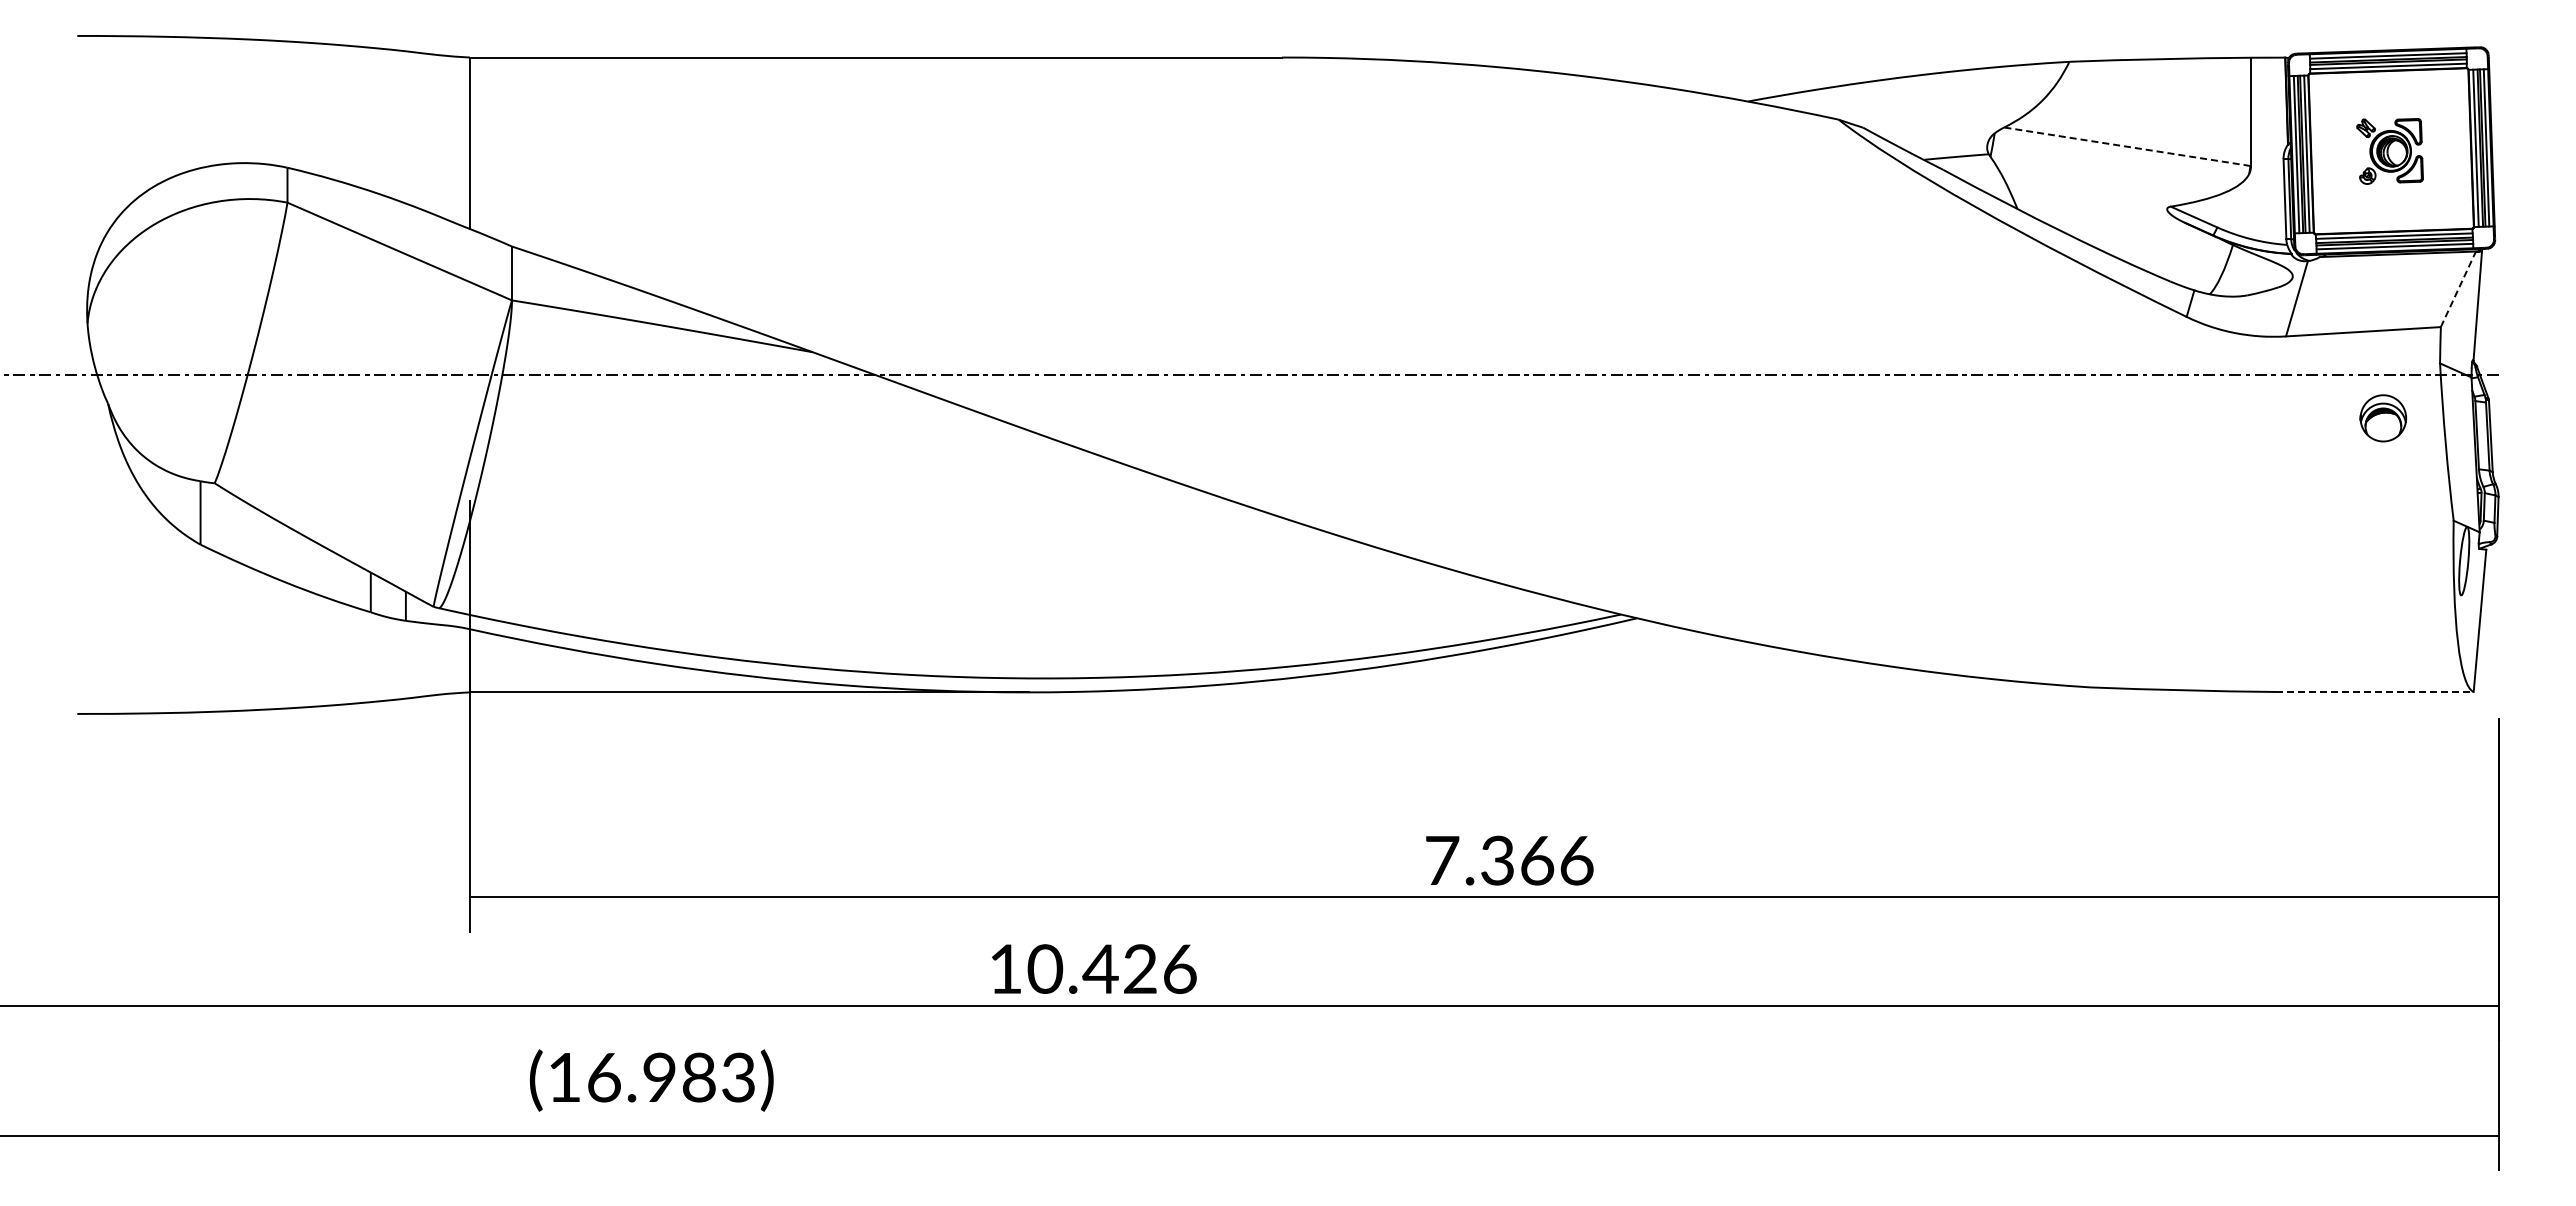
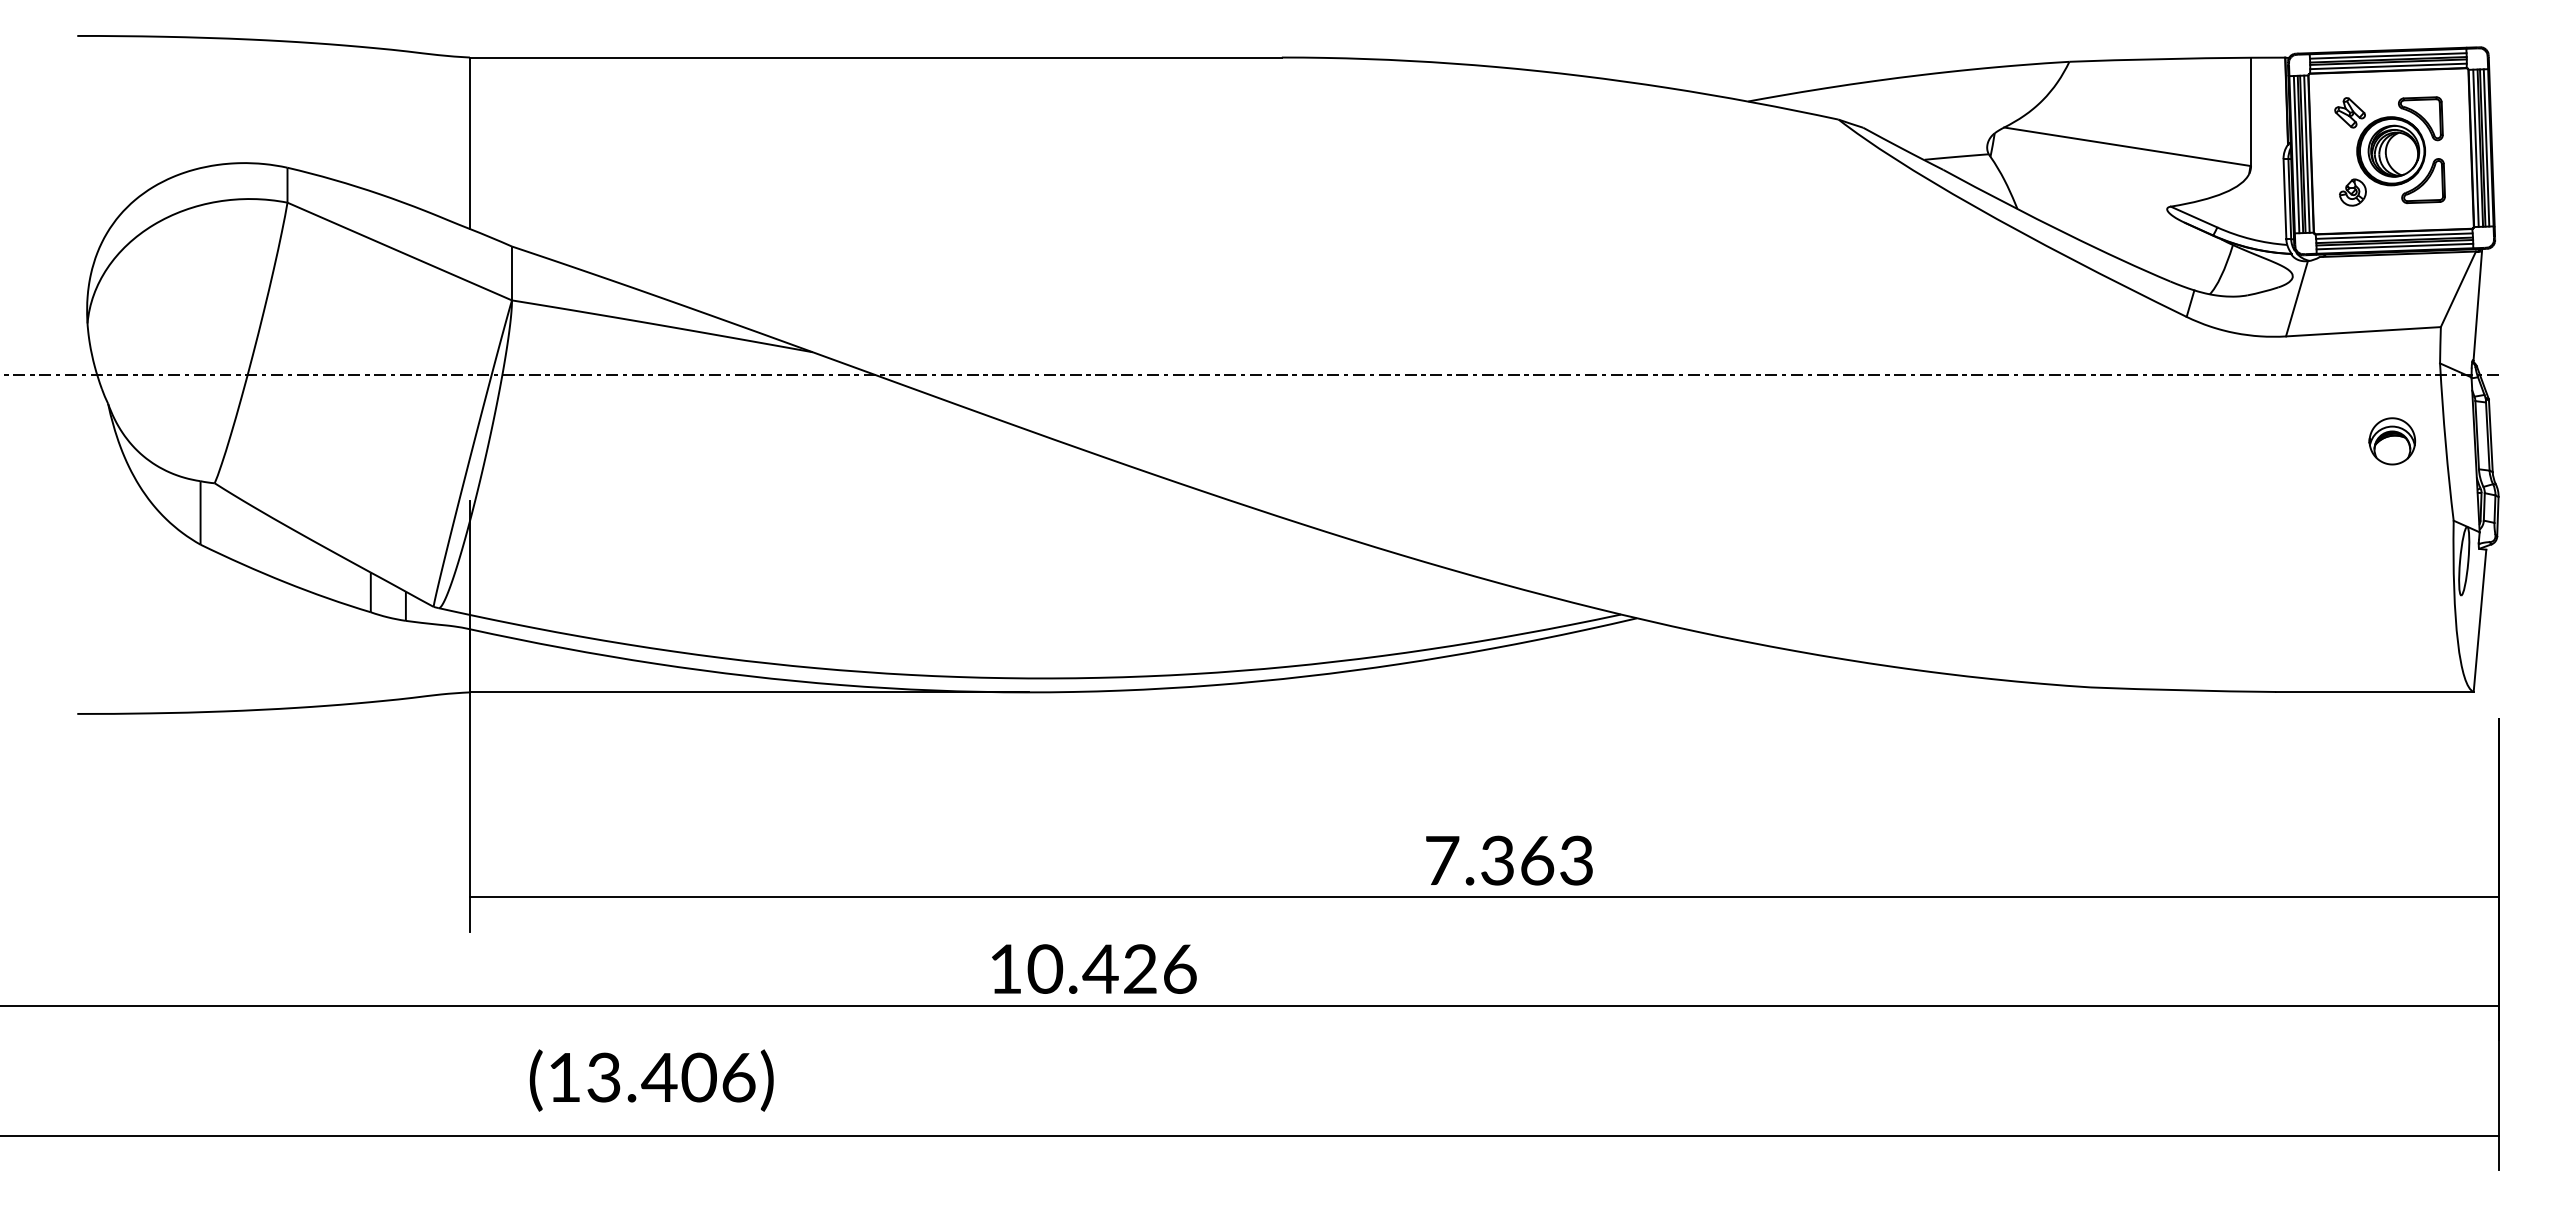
line: dashed -> solid (2127, 146)
part size: 68x67 px -> 112x111 px (2389, 151)
line: dashed -> solid (2458, 289)
part position: (2383, 418) -> (2392, 441) (2392, 441)
line: dashed -> solid (2374, 691)
text: 7.366 -> 7.363 (1576, 860)
text: (16.983) -> (13.406) (671, 1077)
